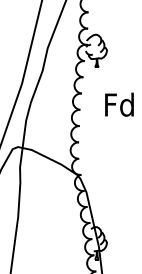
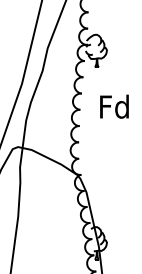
text position: (119, 104) -> (114, 106) (114, 106)
